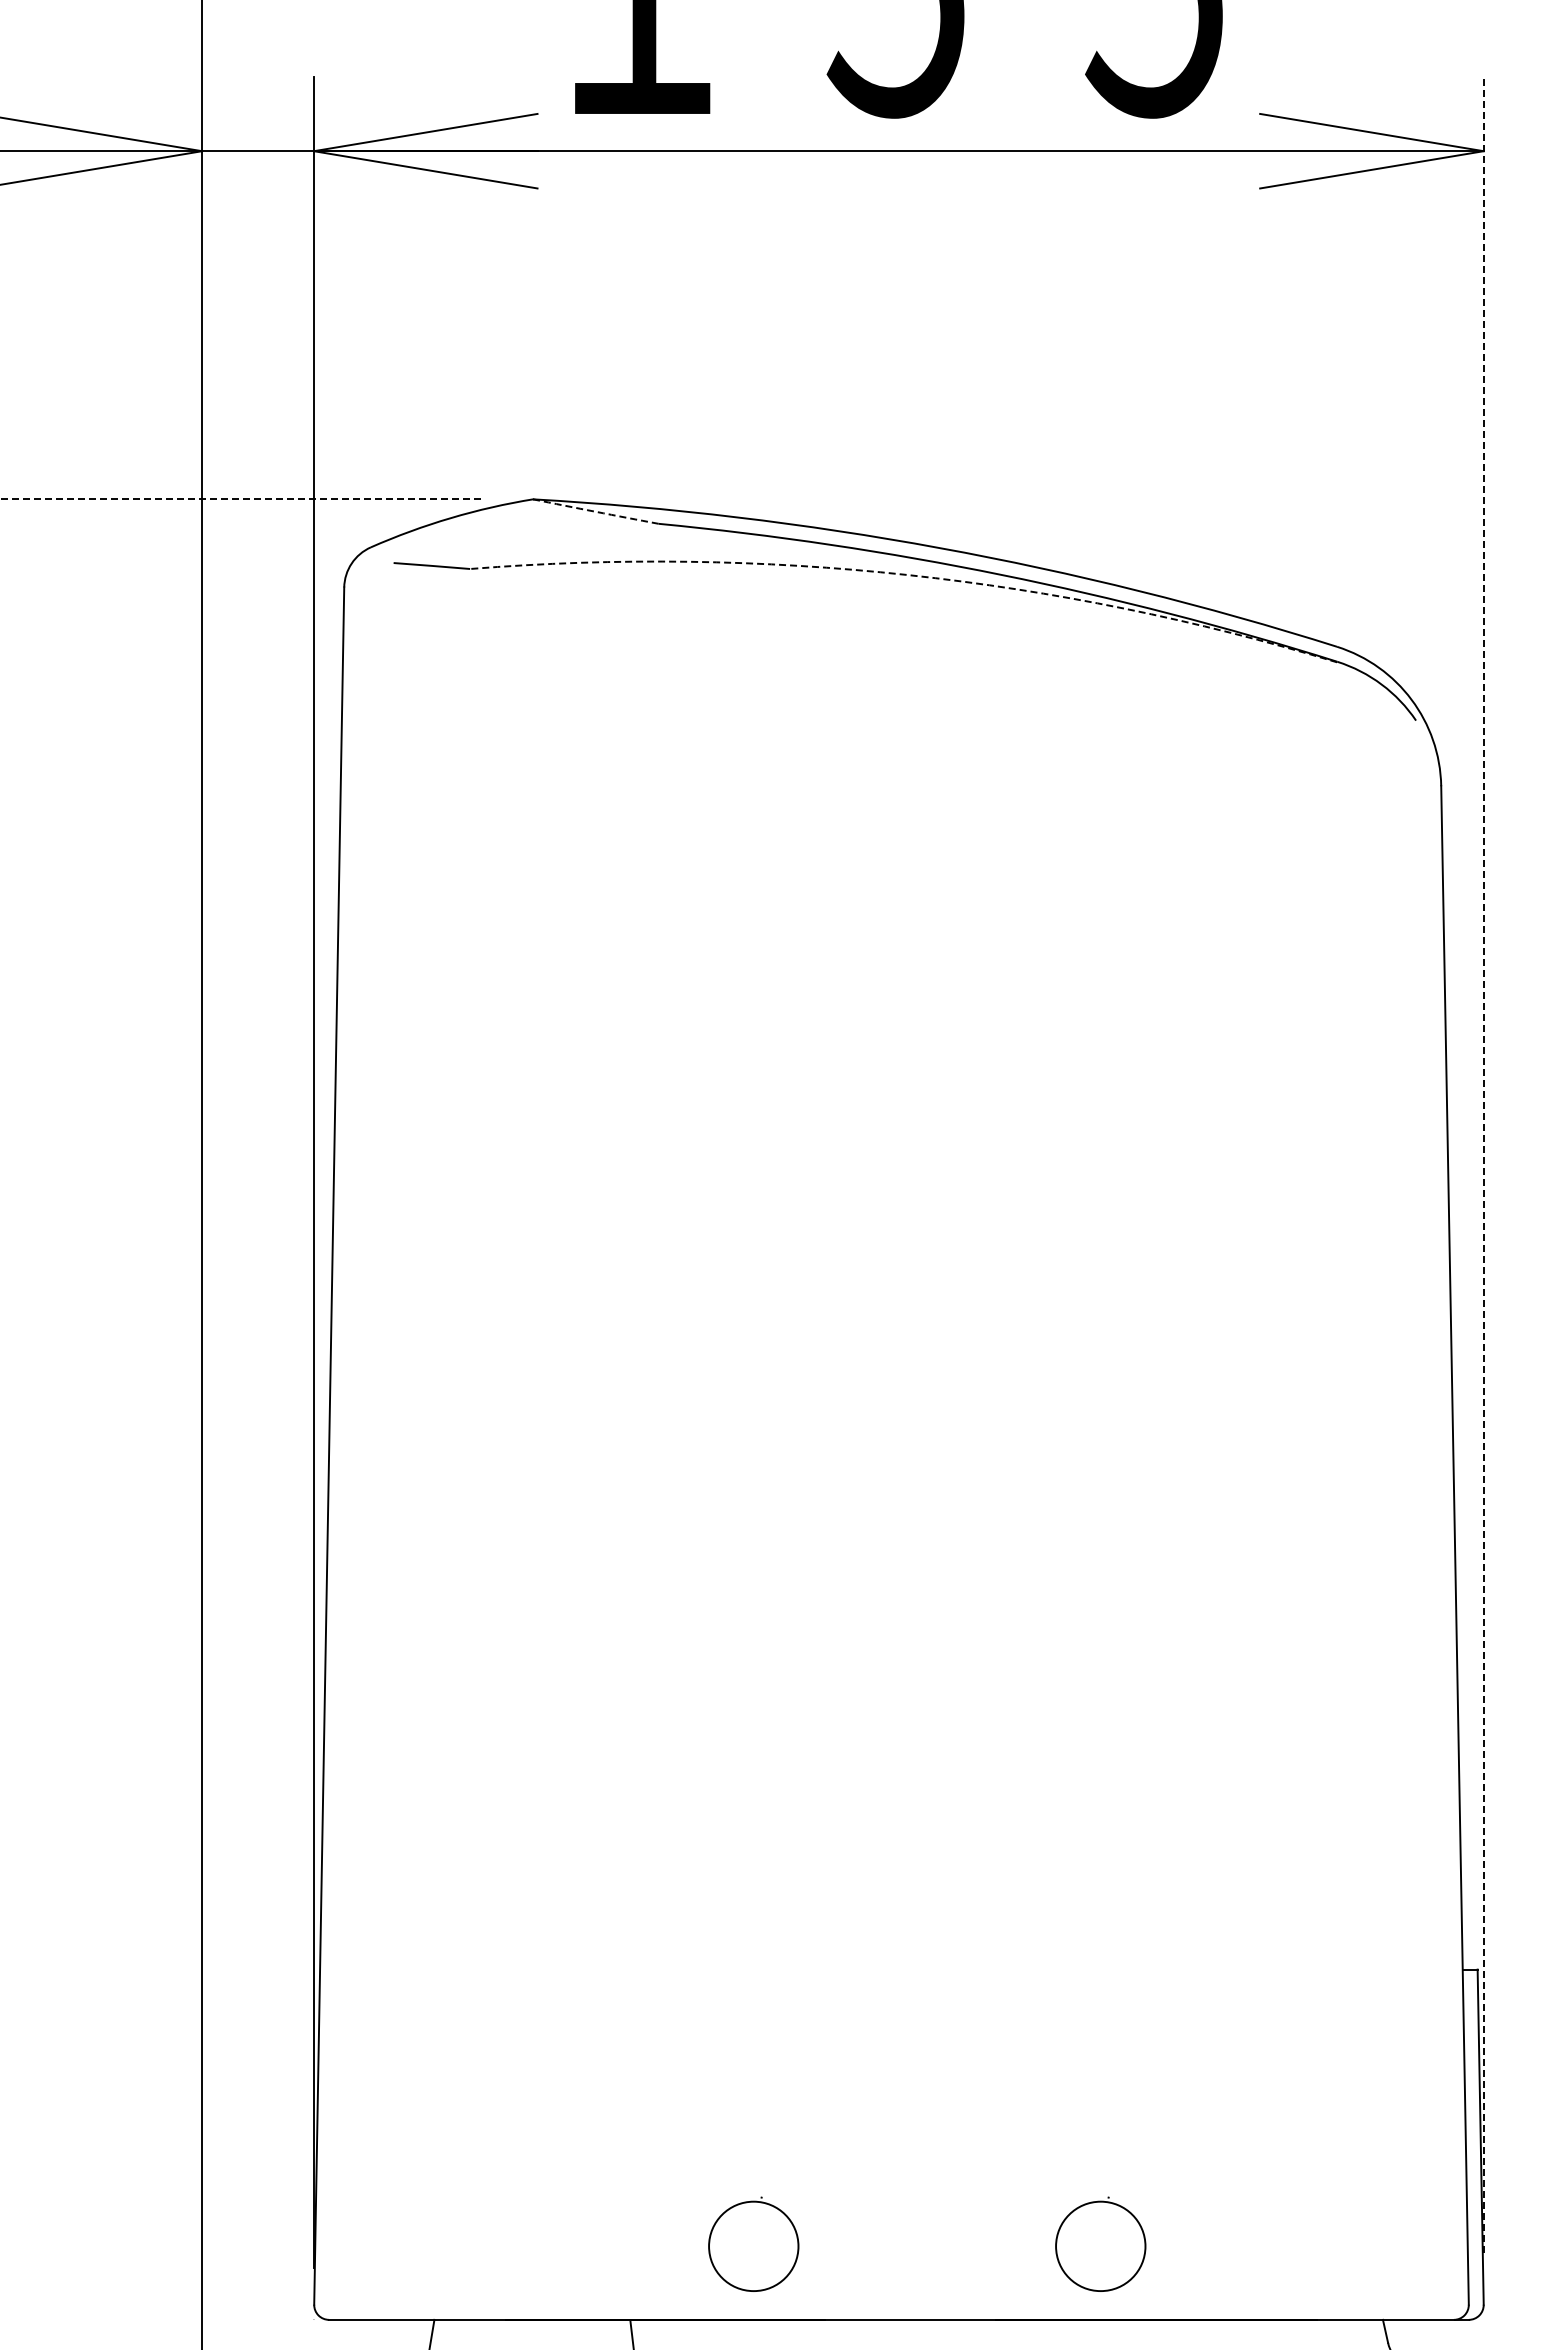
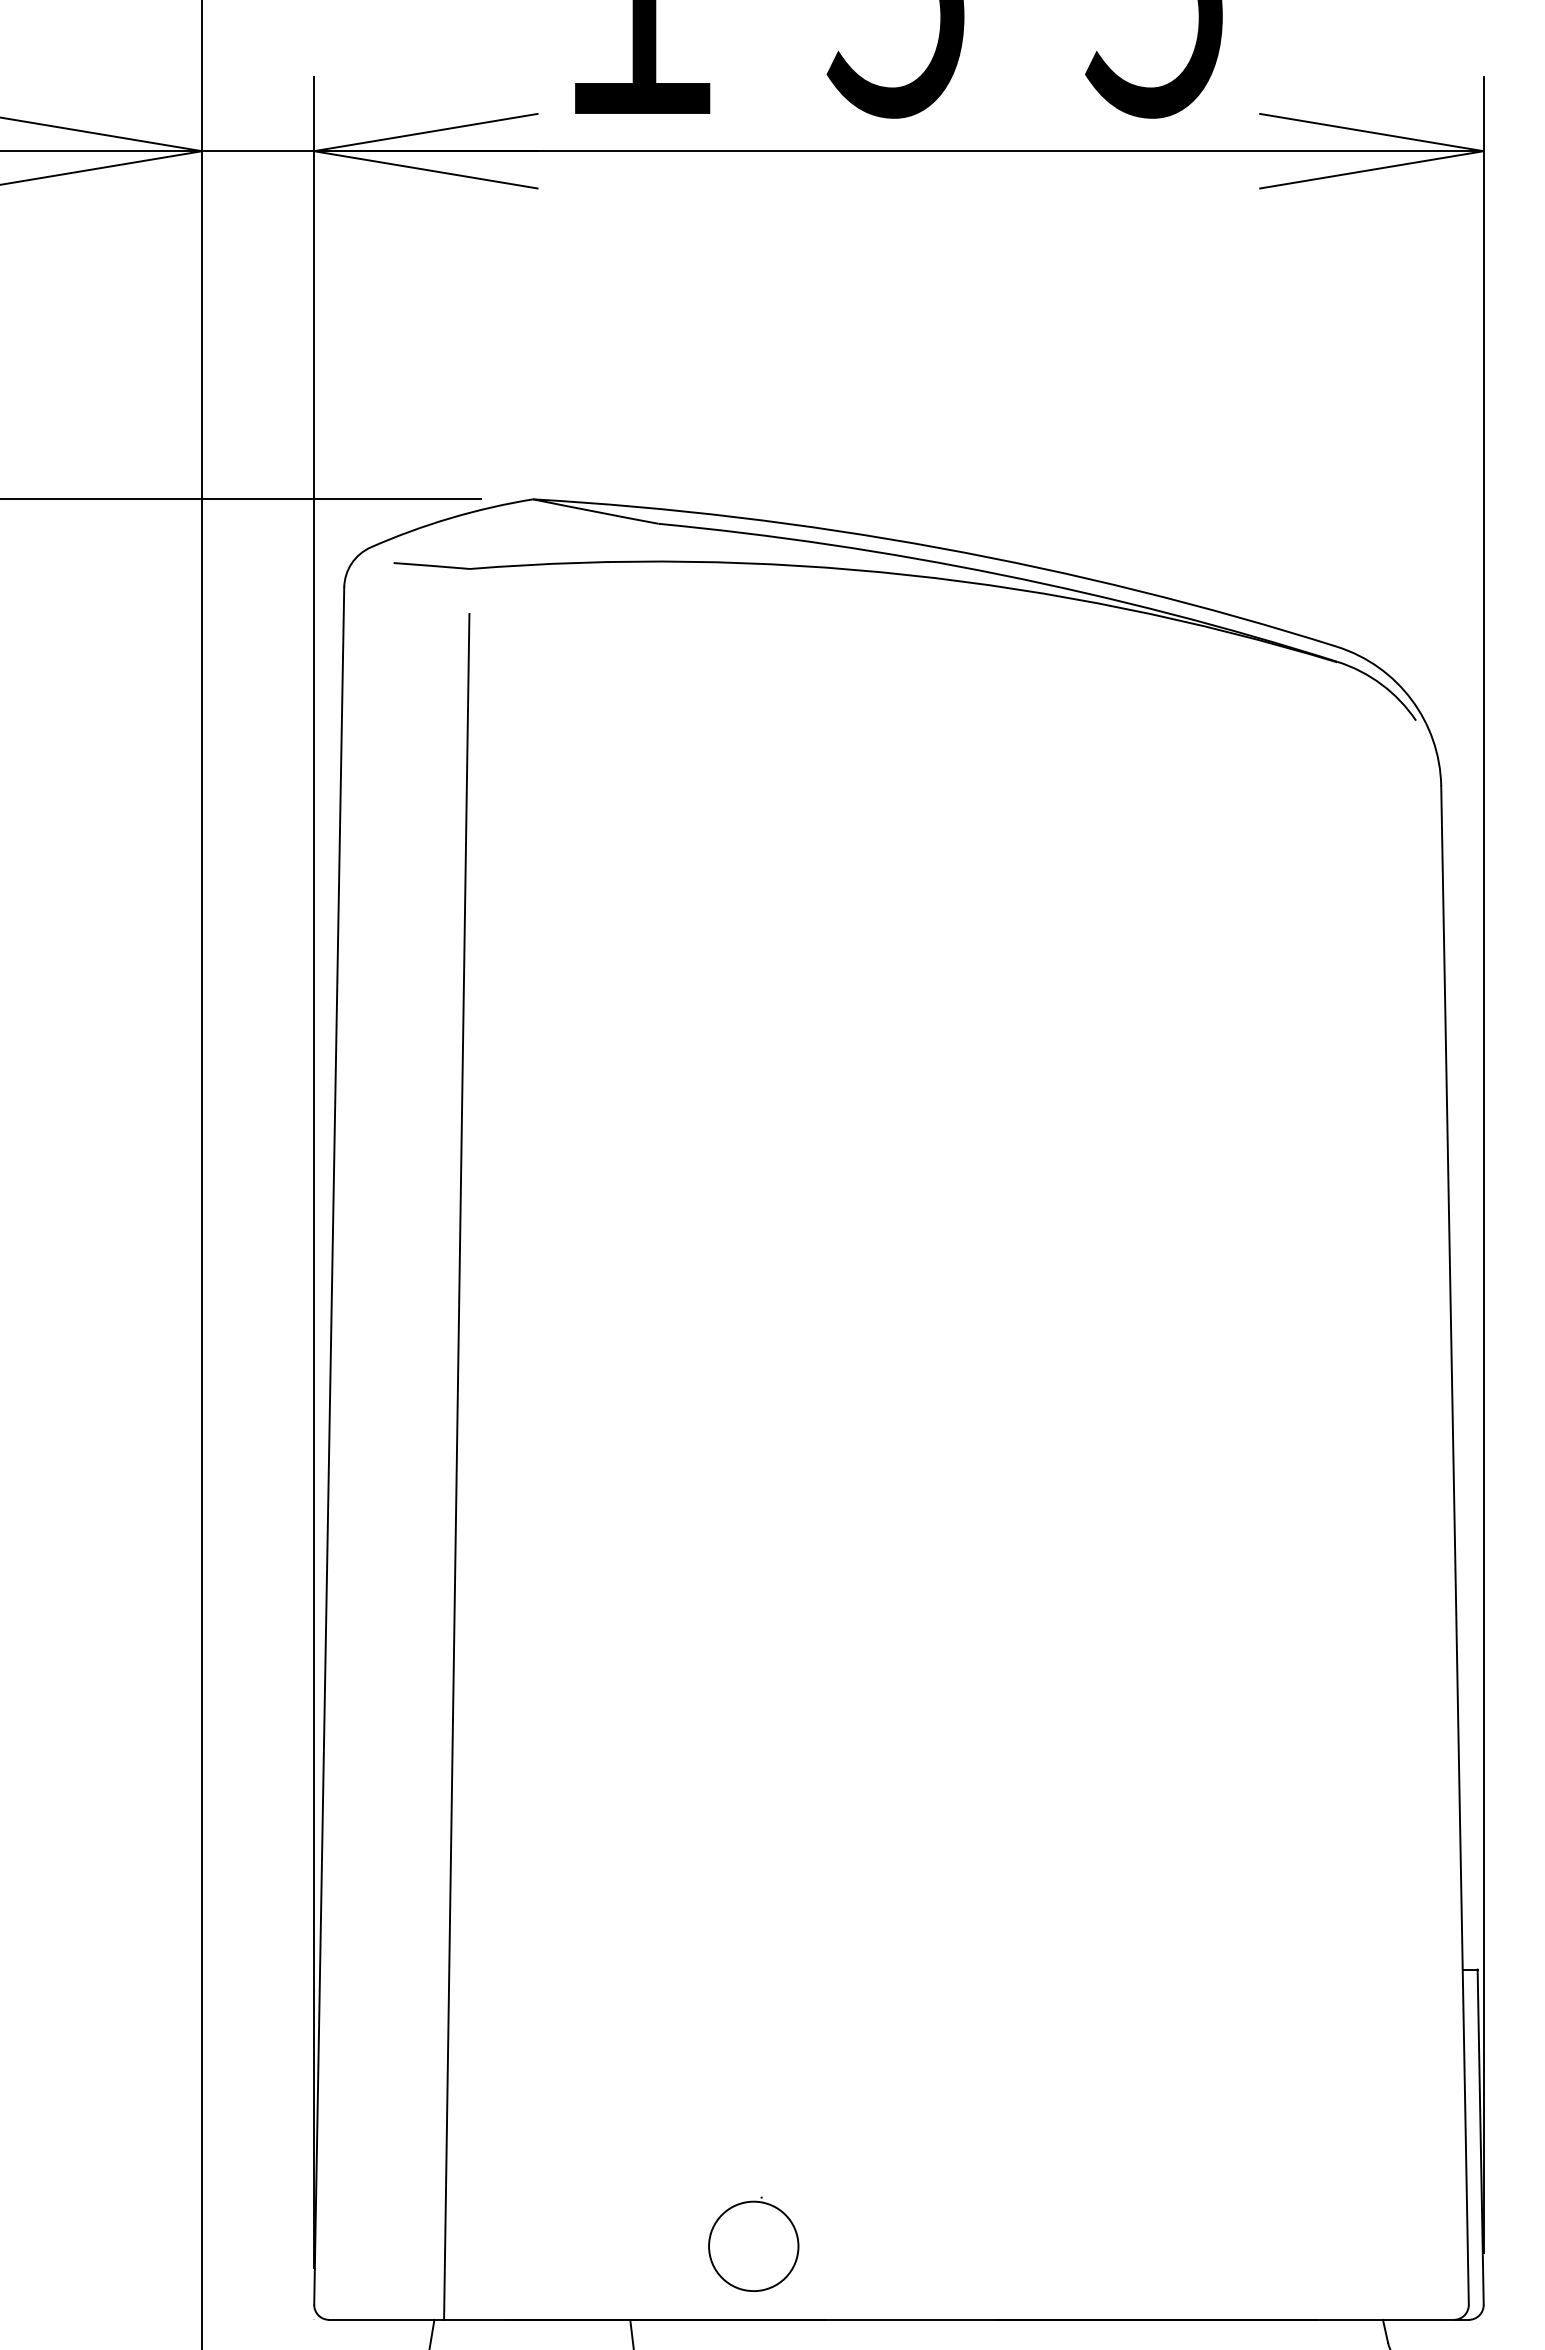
line: dashed -> solid (240, 499)
arc: dashed -> solid (595, 511)
arc: dashed -> solid (908, 575)
line: dashed -> solid (1483, 1164)
line: none -> present (456, 1466)
part: present -> none (1100, 2243)
